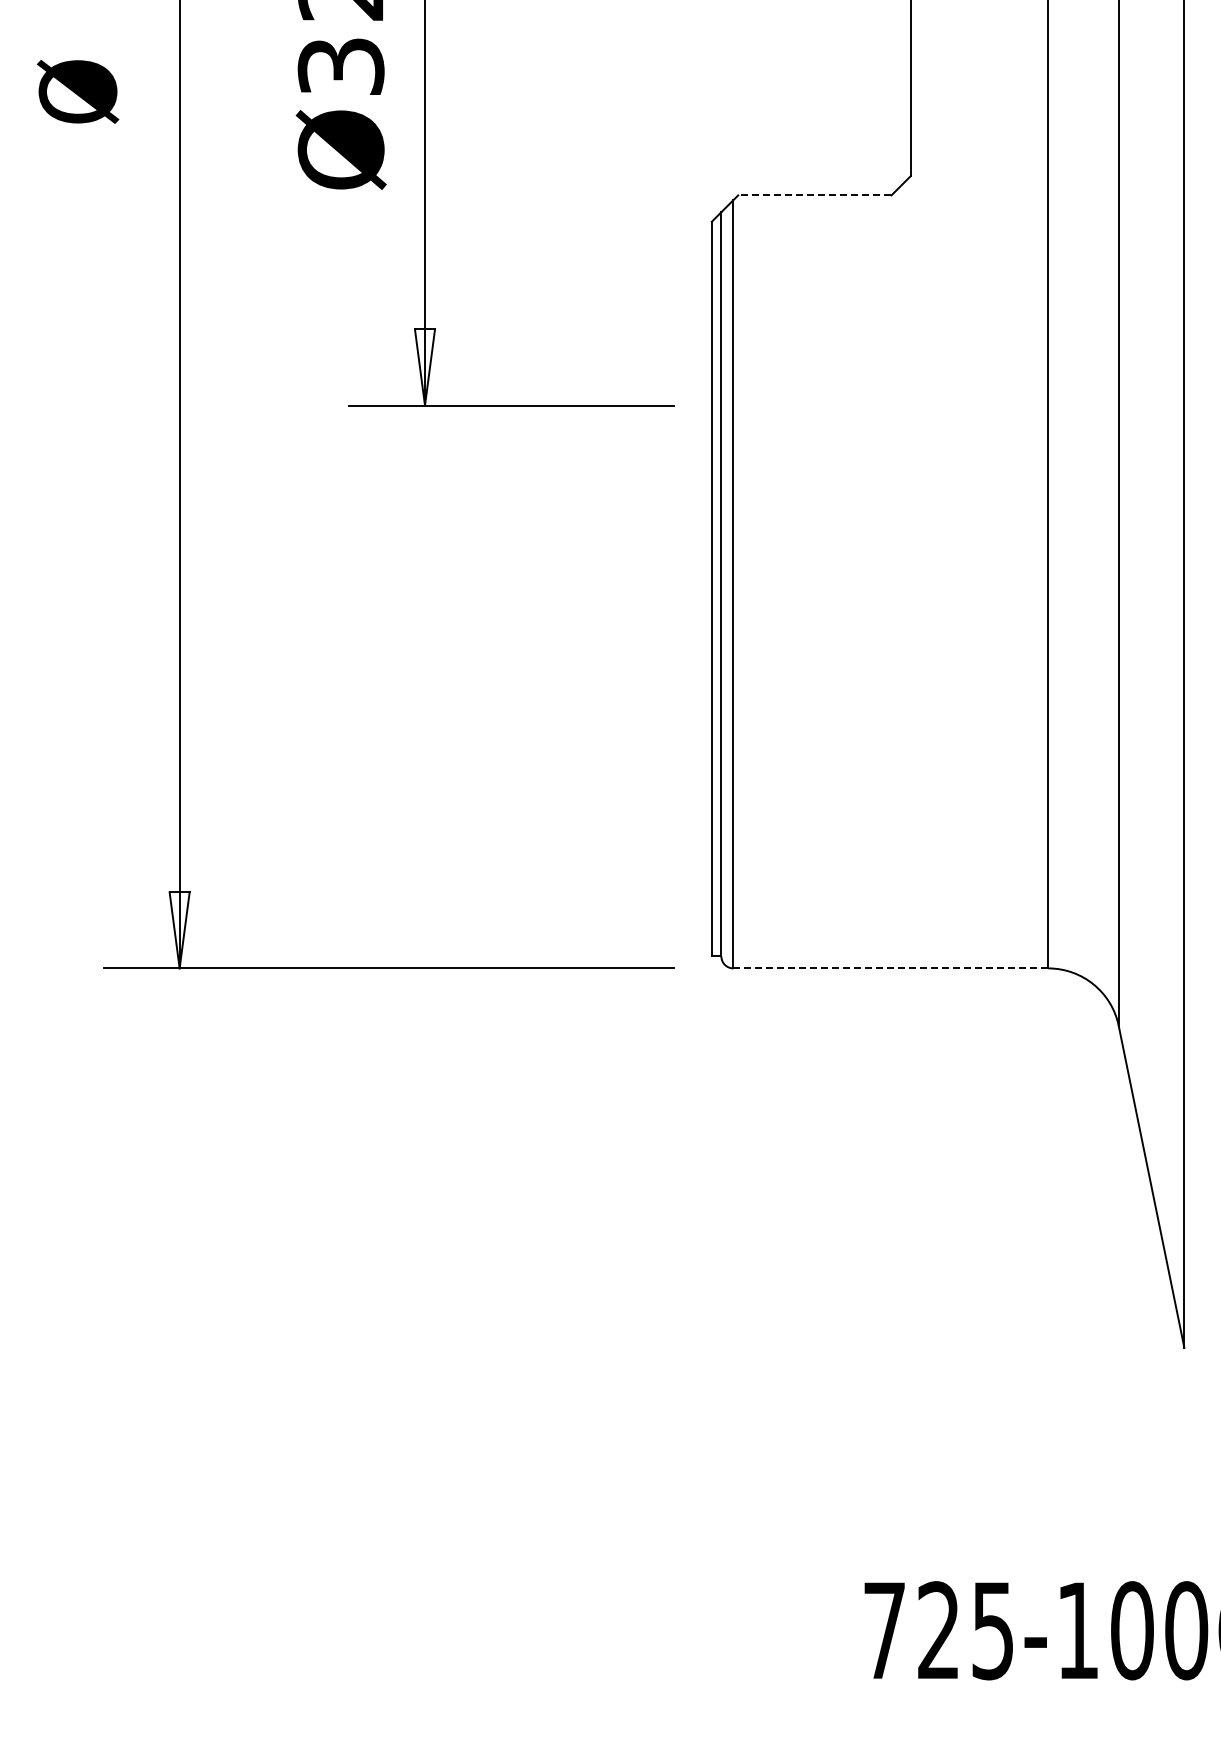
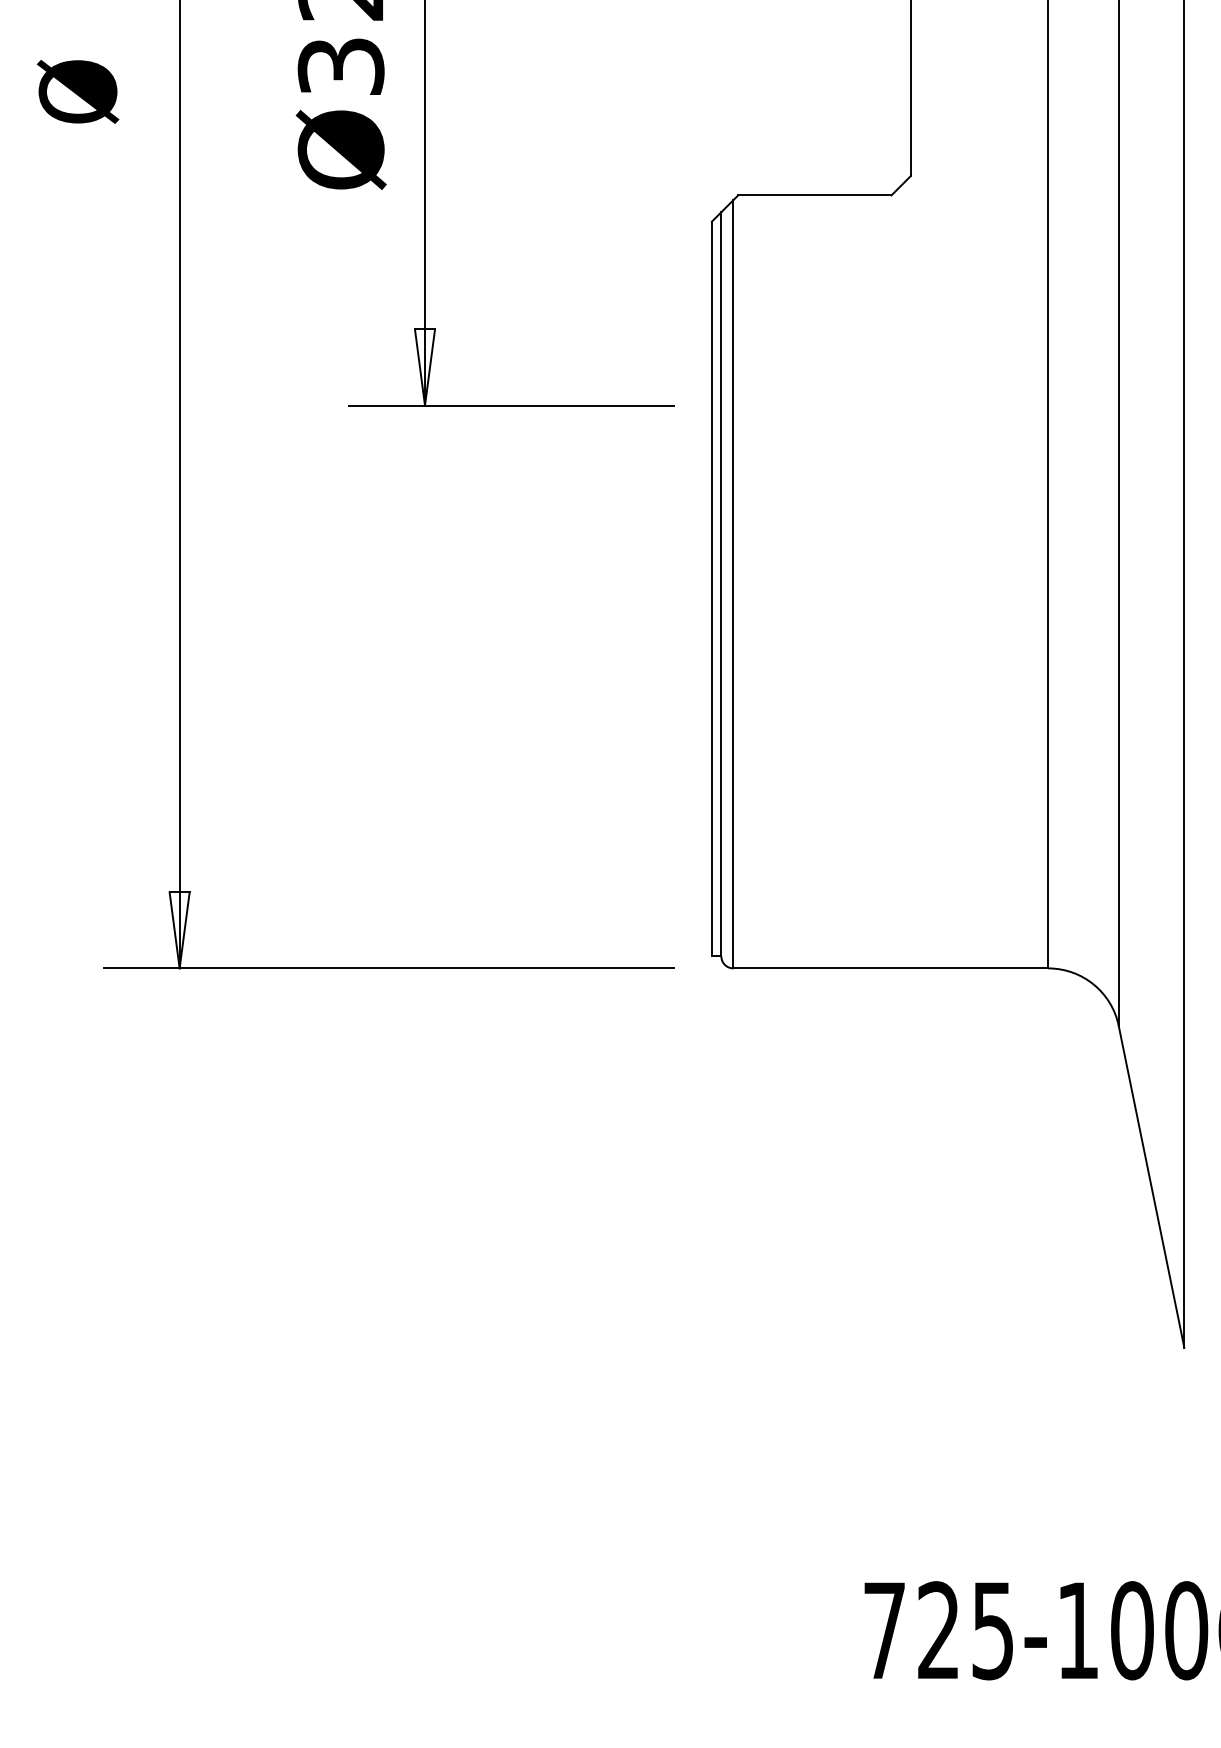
line: dashed -> solid (814, 195)
line: dashed -> solid (891, 968)
